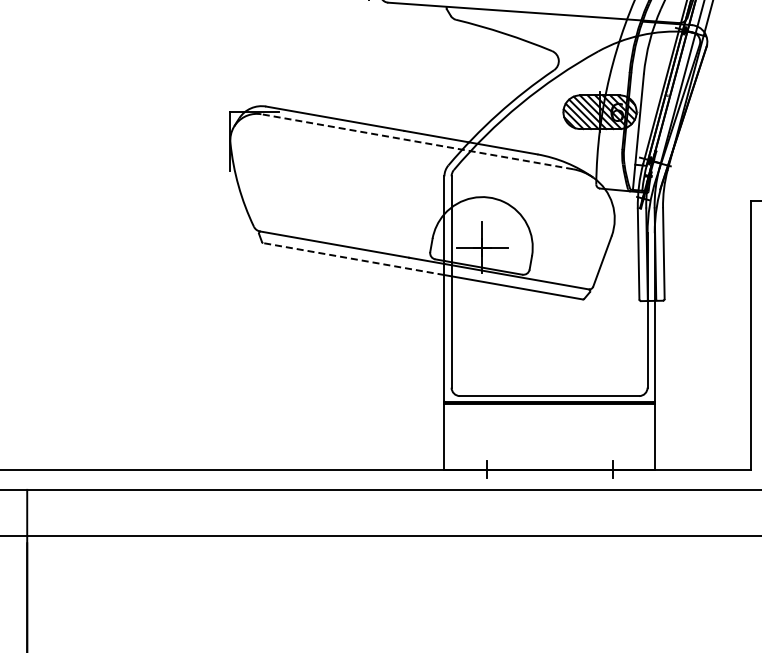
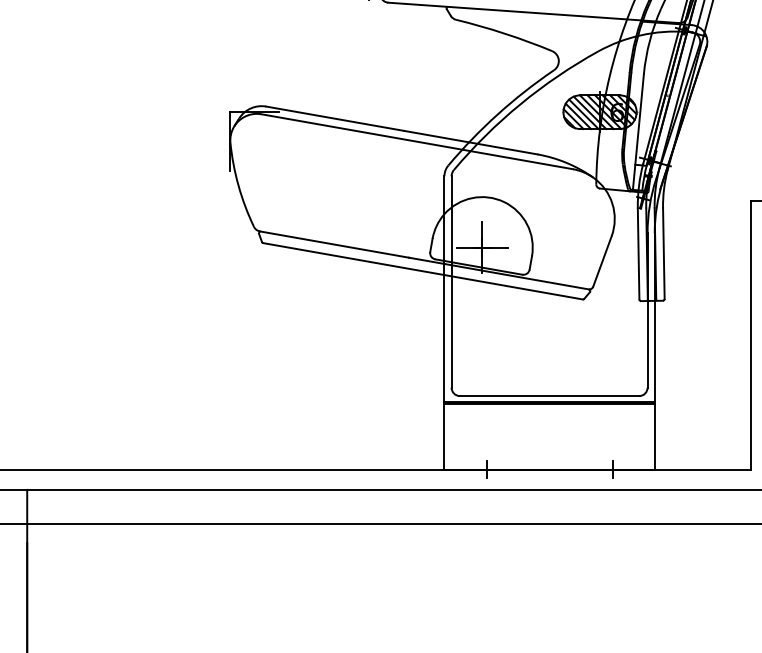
line: dashed -> solid (416, 141)
line: dashed -> solid (353, 259)
line position: (380, 535) -> (380, 523) (380, 523)
